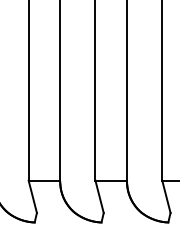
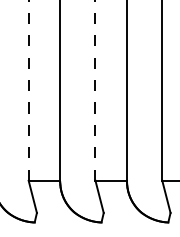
line: solid -> dashed (28, 89)
line: solid -> dashed (95, 89)
